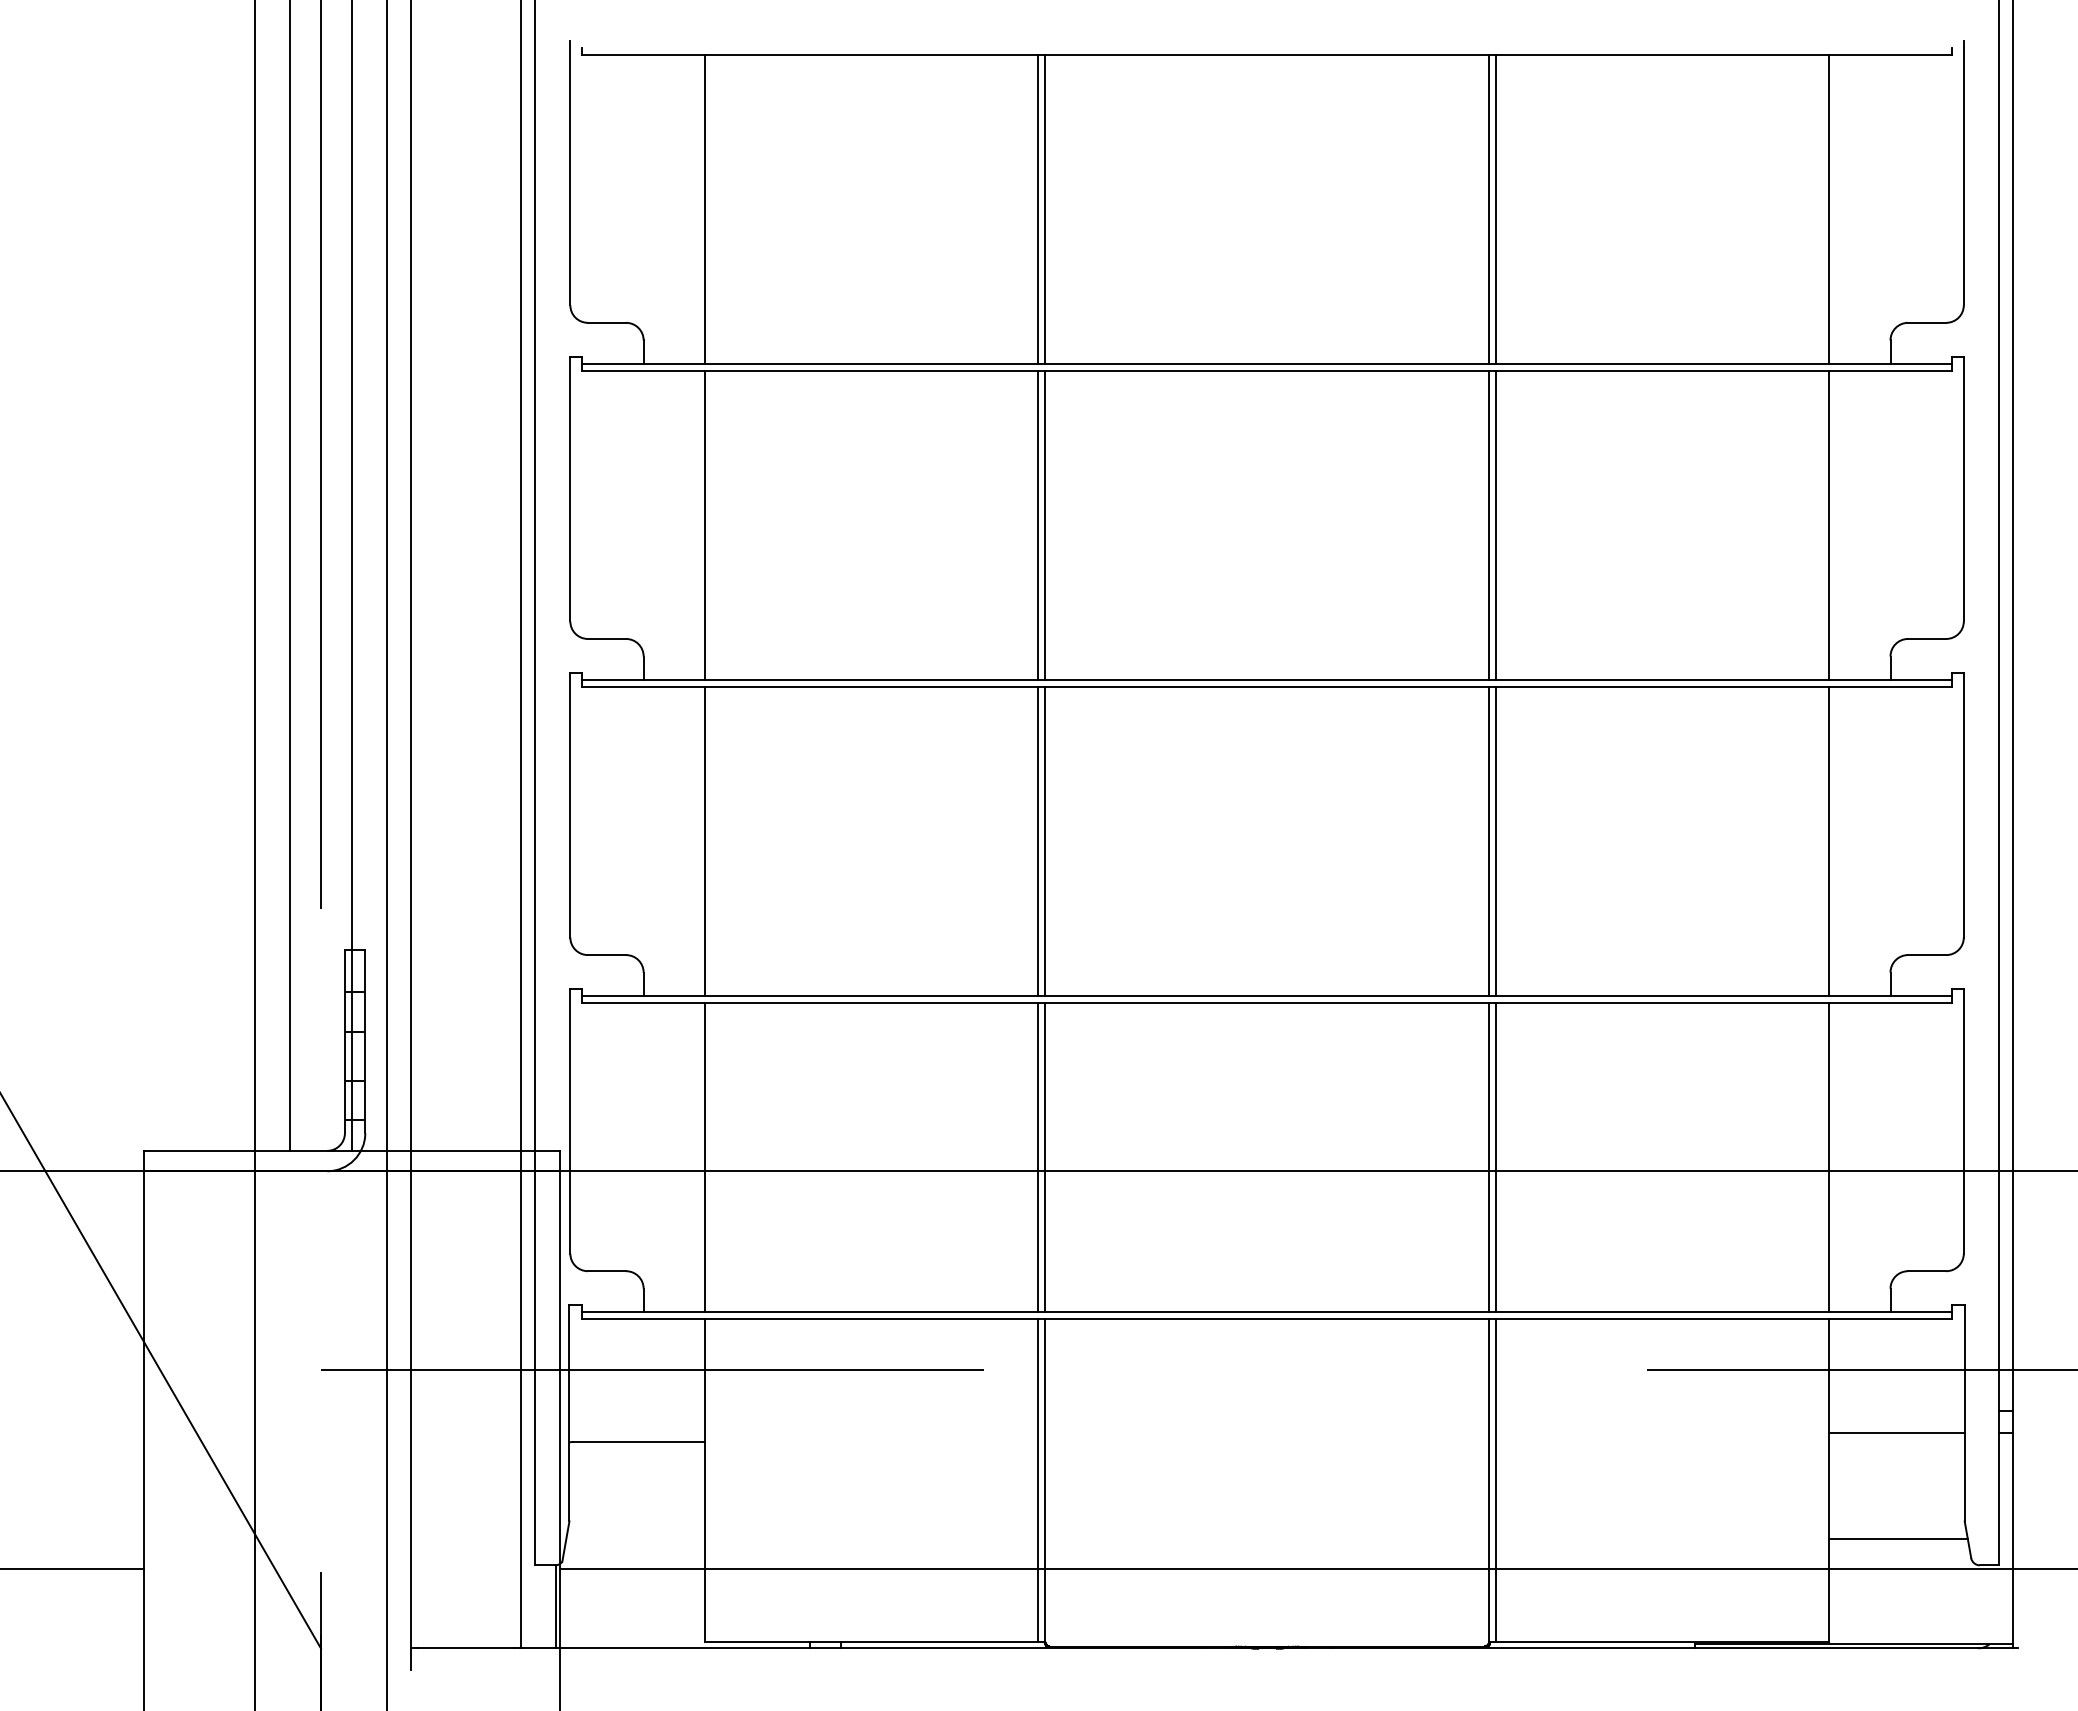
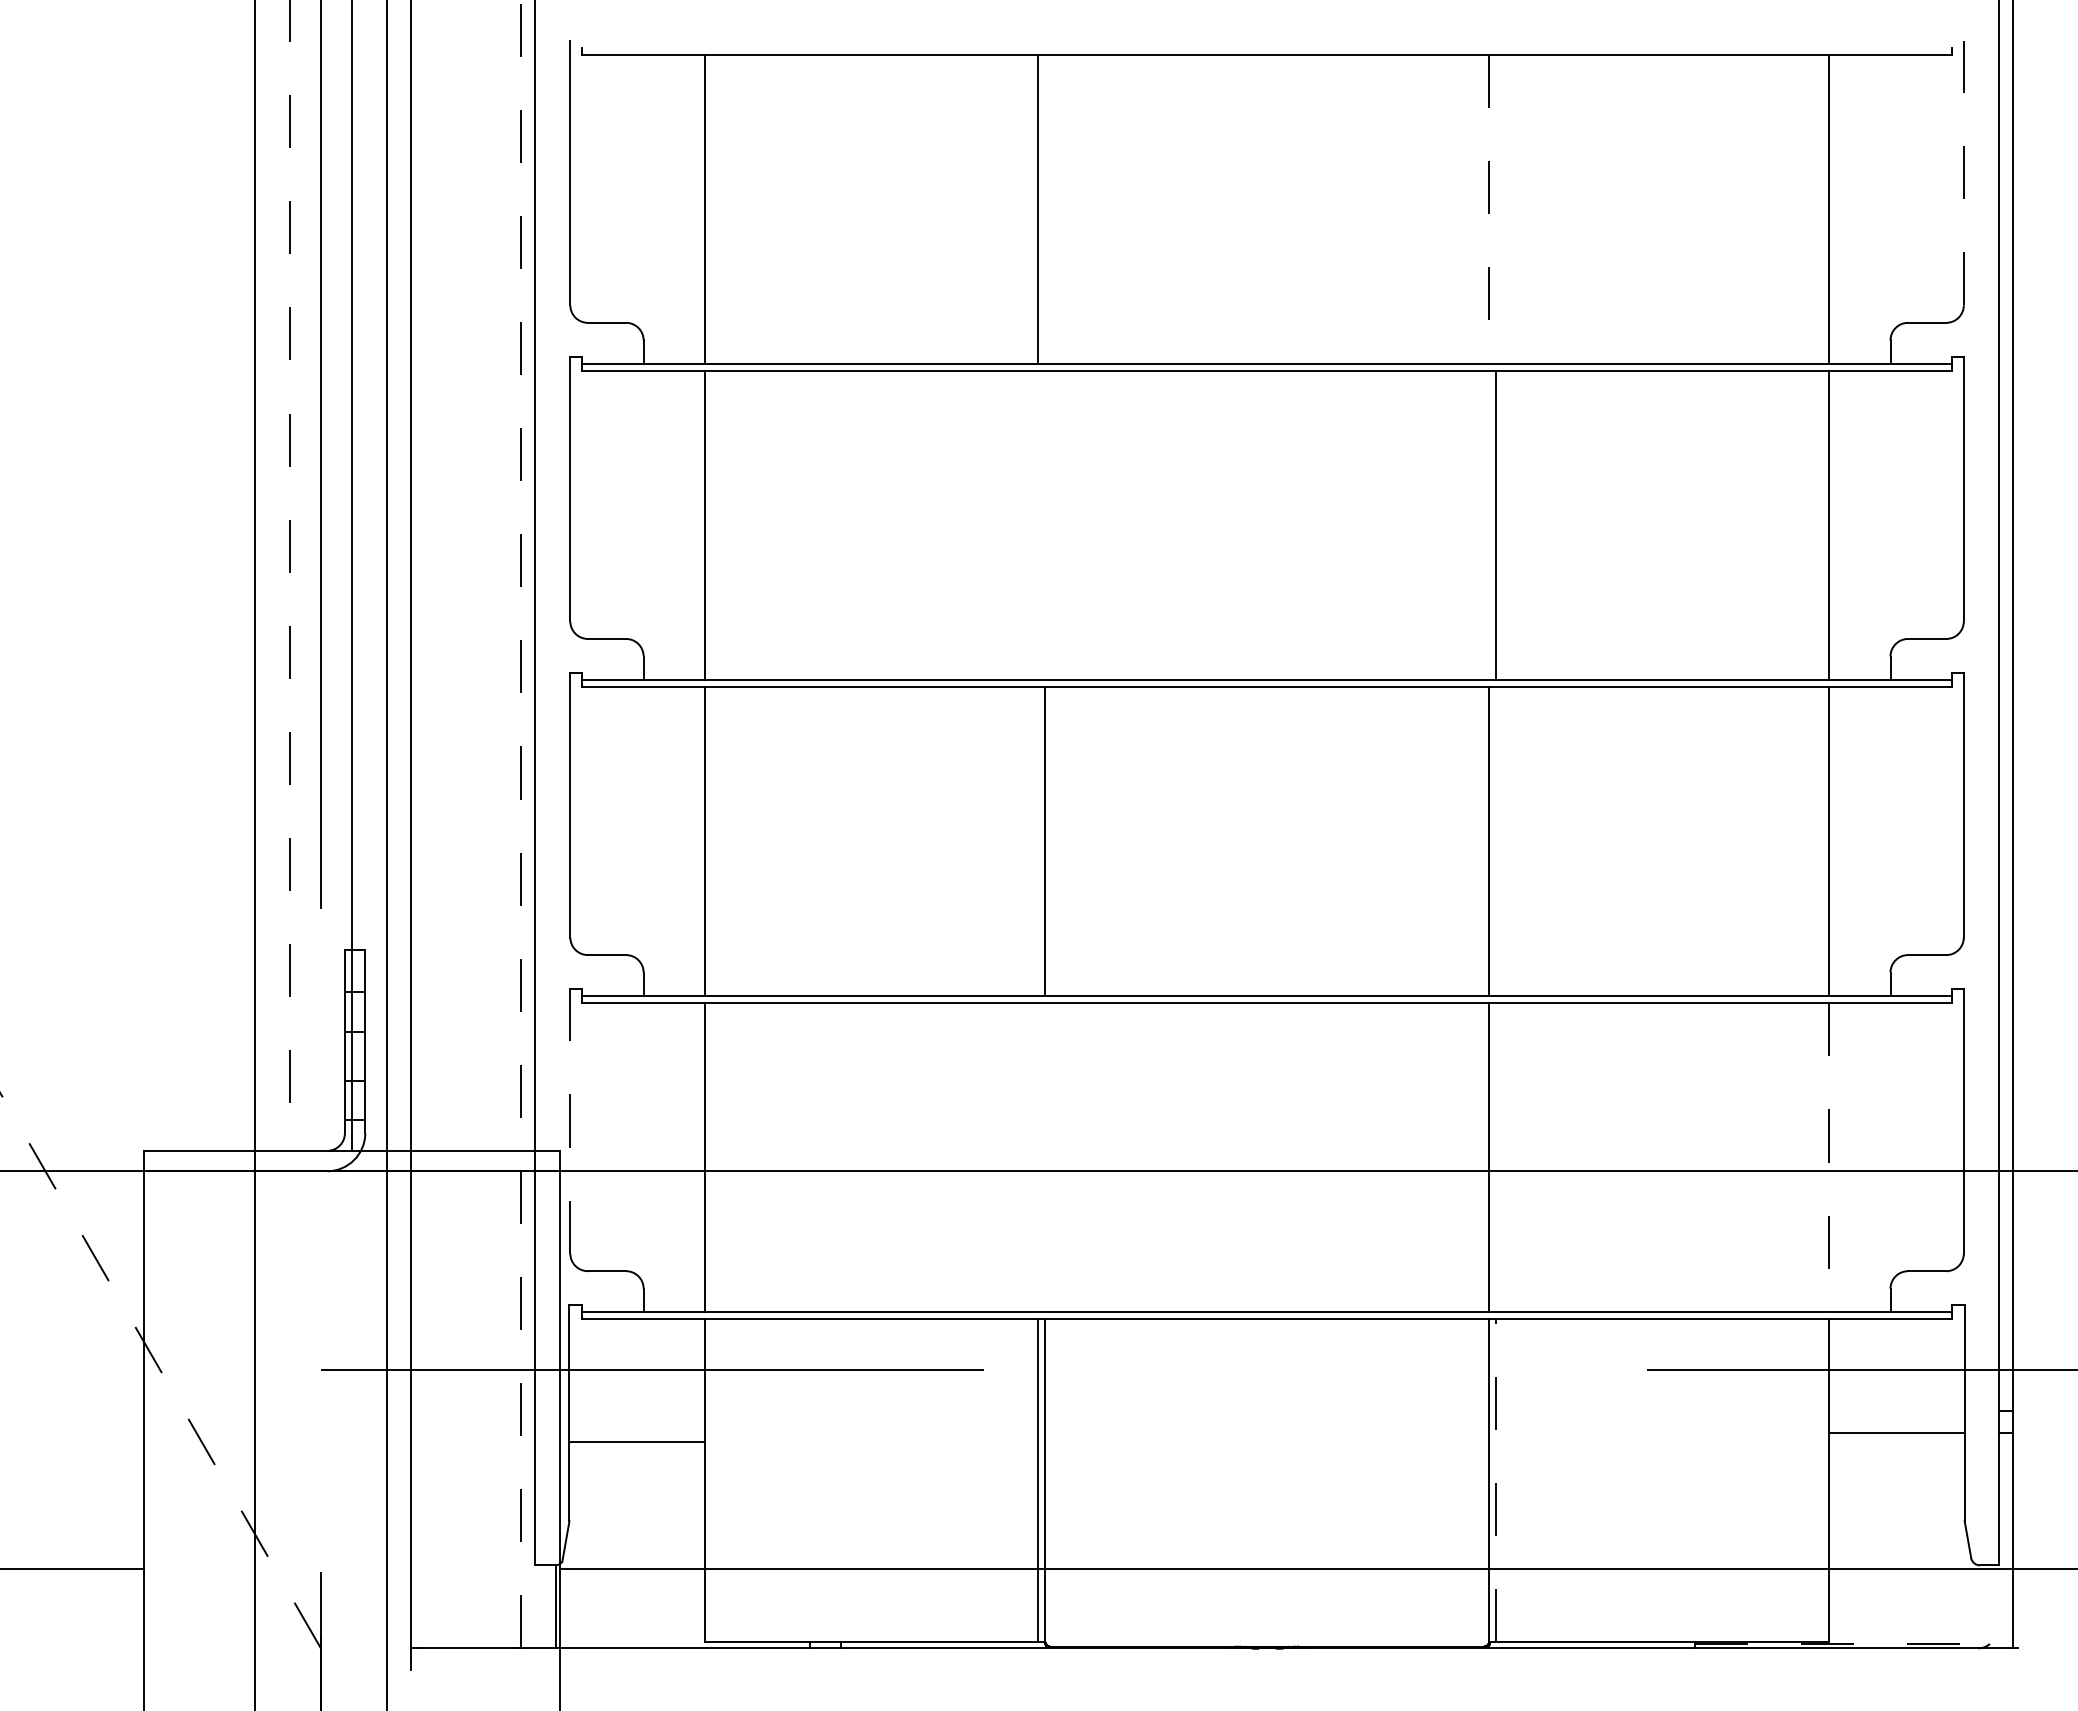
line: solid -> dashed (1963, 172)
line: present -> none (1044, 209)
line: solid -> dashed (1489, 209)
line: present -> none (1496, 209)
line: present -> none (1037, 525)
line: present -> none (1044, 525)
line: present -> none (1489, 525)
line: solid -> dashed (290, 576)
line: solid -> dashed (520, 824)
line: present -> none (1037, 841)
line: present -> none (1496, 841)
line: solid -> dashed (570, 1120)
line: present -> none (1037, 1157)
line: present -> none (1044, 1157)
line: present -> none (1496, 1157)
line: solid -> dashed (1829, 1157)
line: solid -> dashed (160, 1370)
line: solid -> dashed (1496, 1480)
line: present -> none (1898, 1538)
line: solid -> dashed (1854, 1643)
